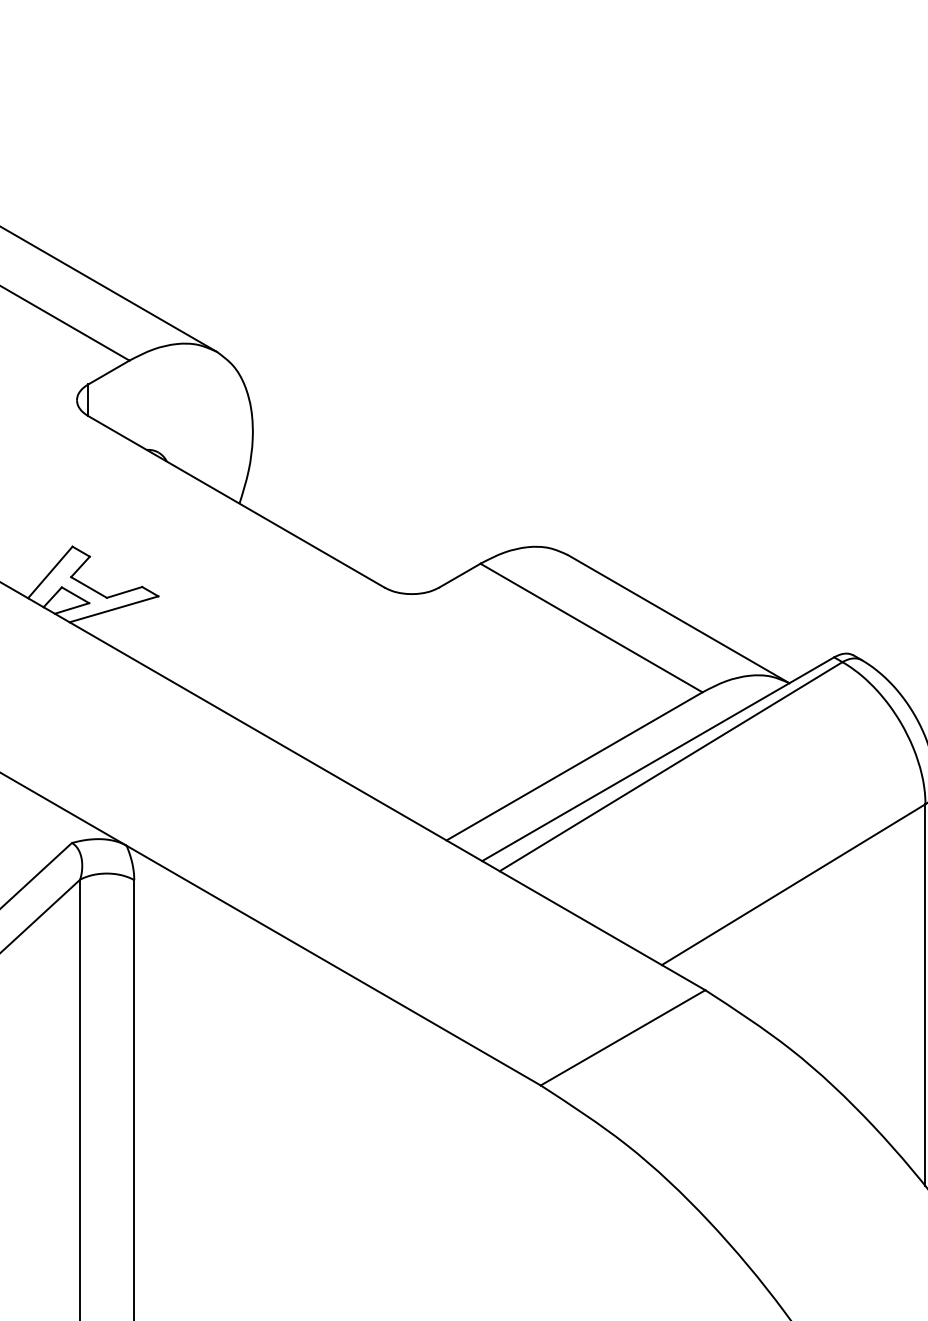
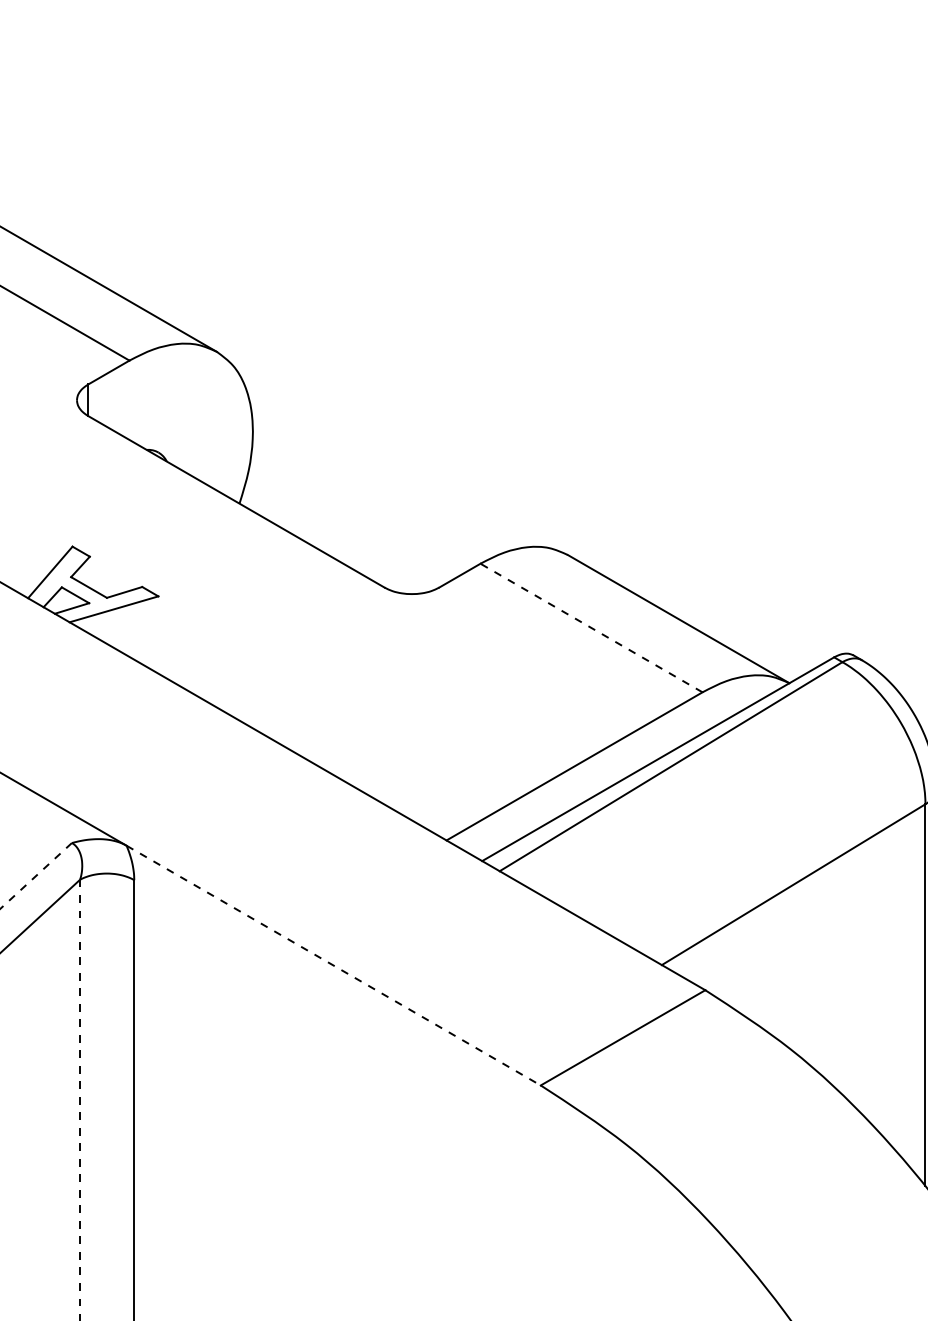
line: solid -> dashed (591, 627)
line: solid -> dashed (35, 876)
line: solid -> dashed (334, 965)
line: solid -> dashed (80, 1100)
